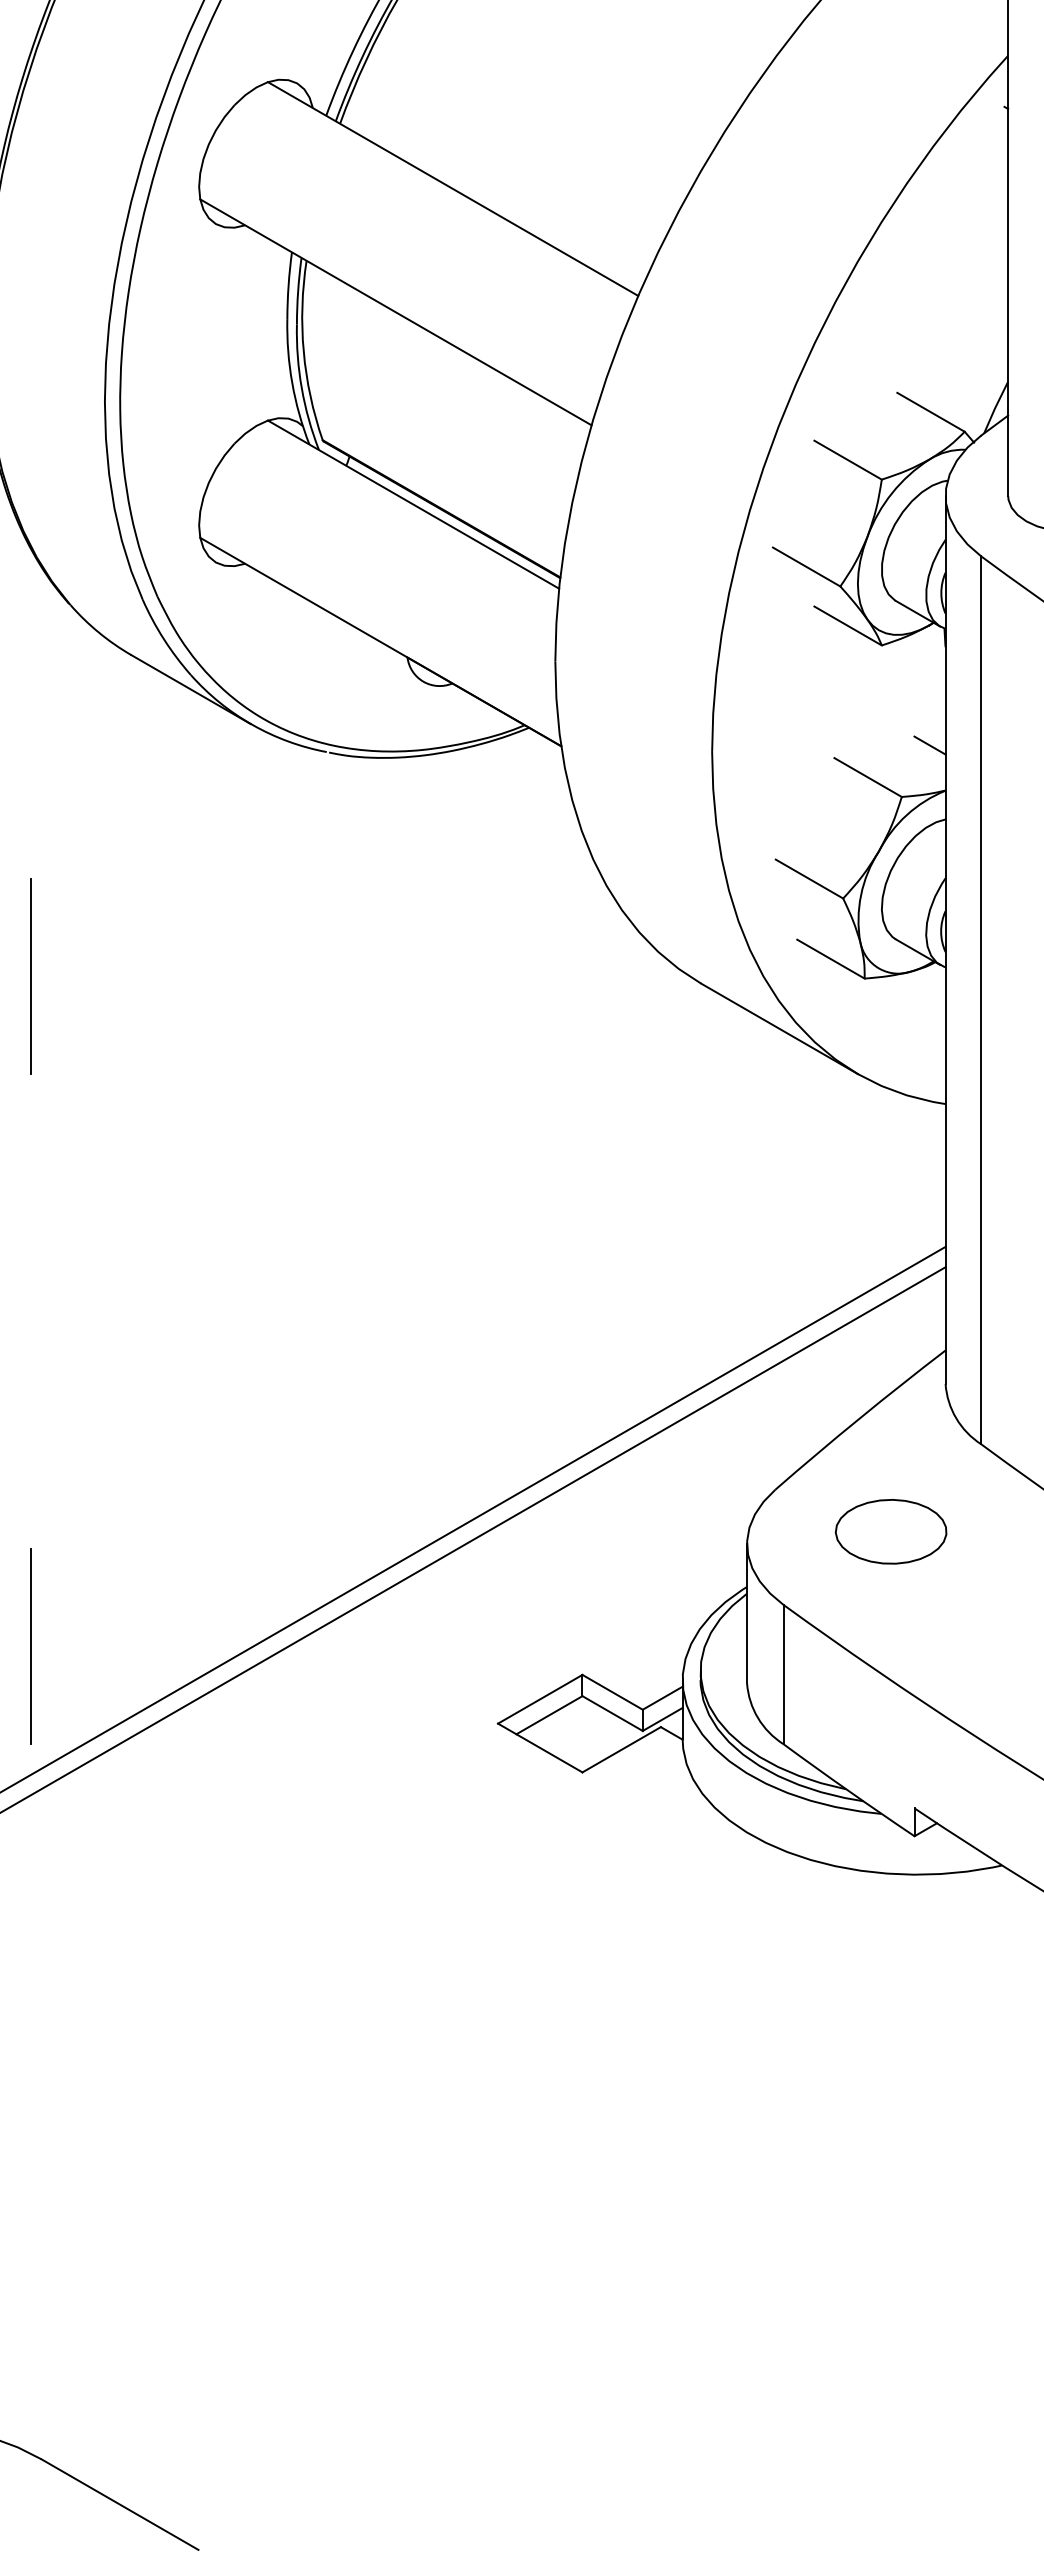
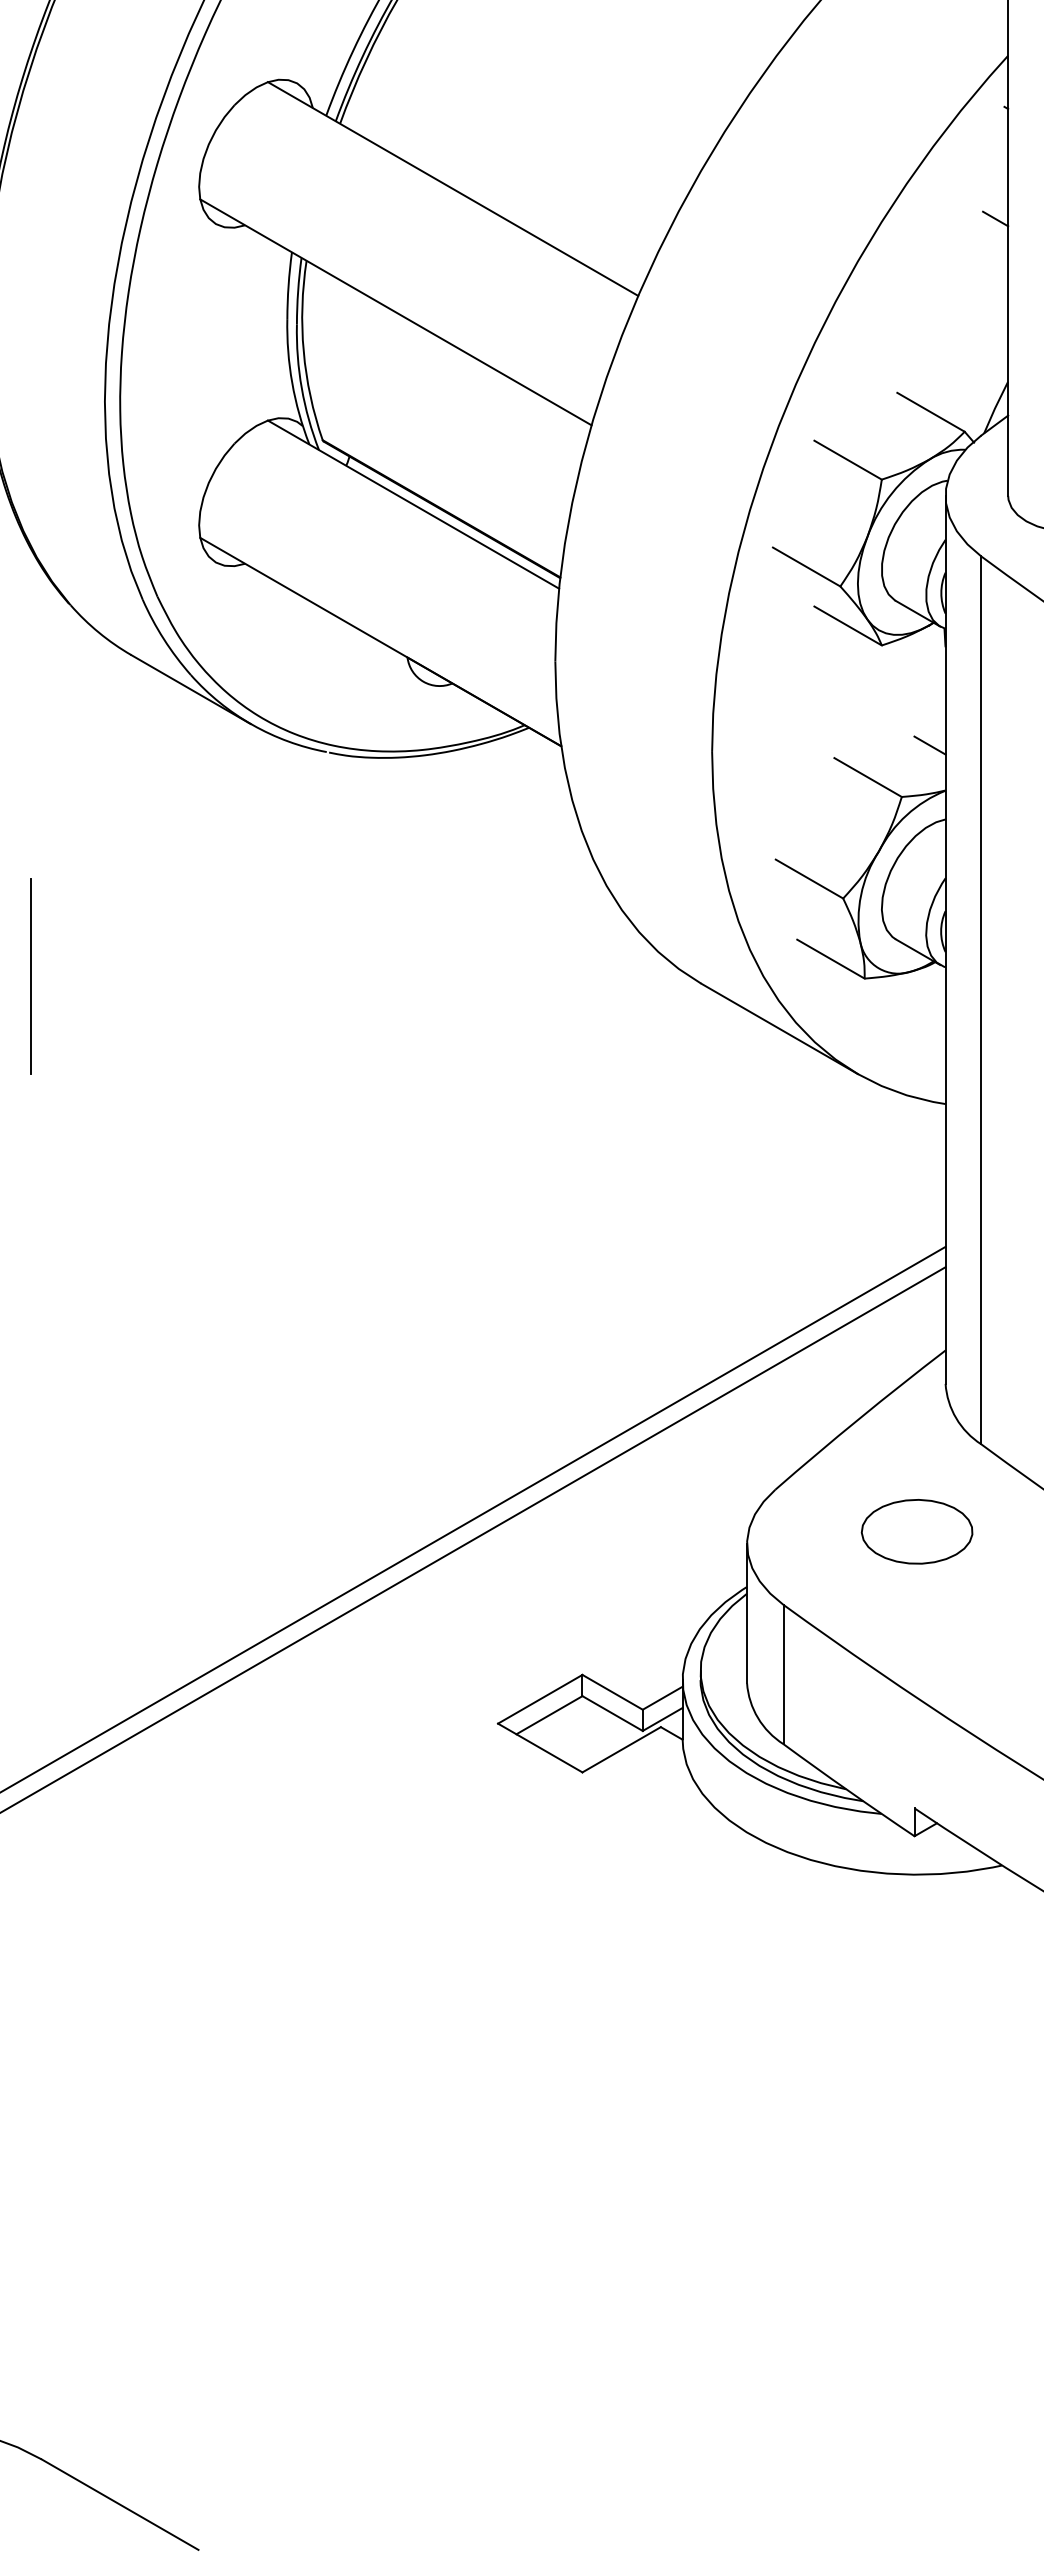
line: none -> present (995, 218)
part position: (890, 1531) -> (916, 1531) (916, 1531)
line: present -> none (30, 1646)
